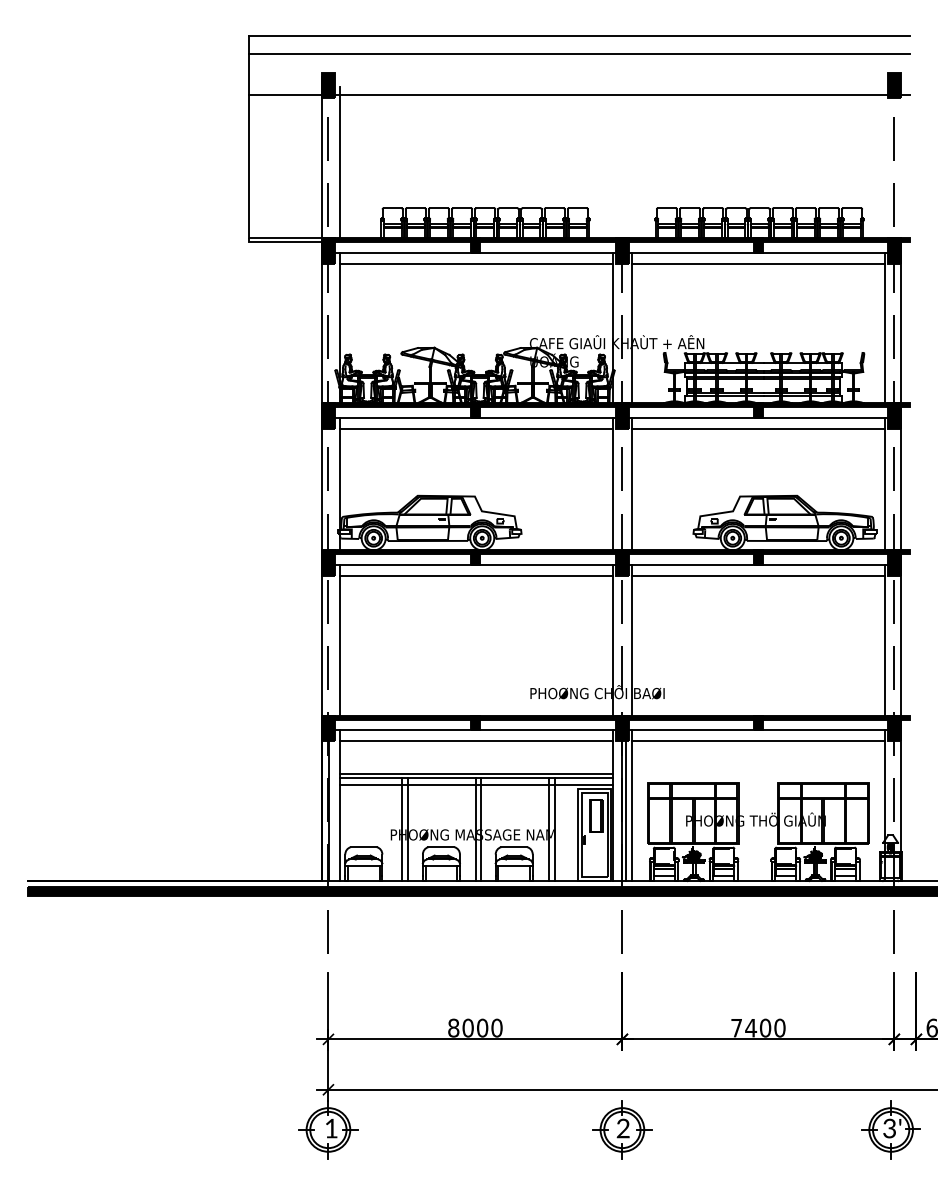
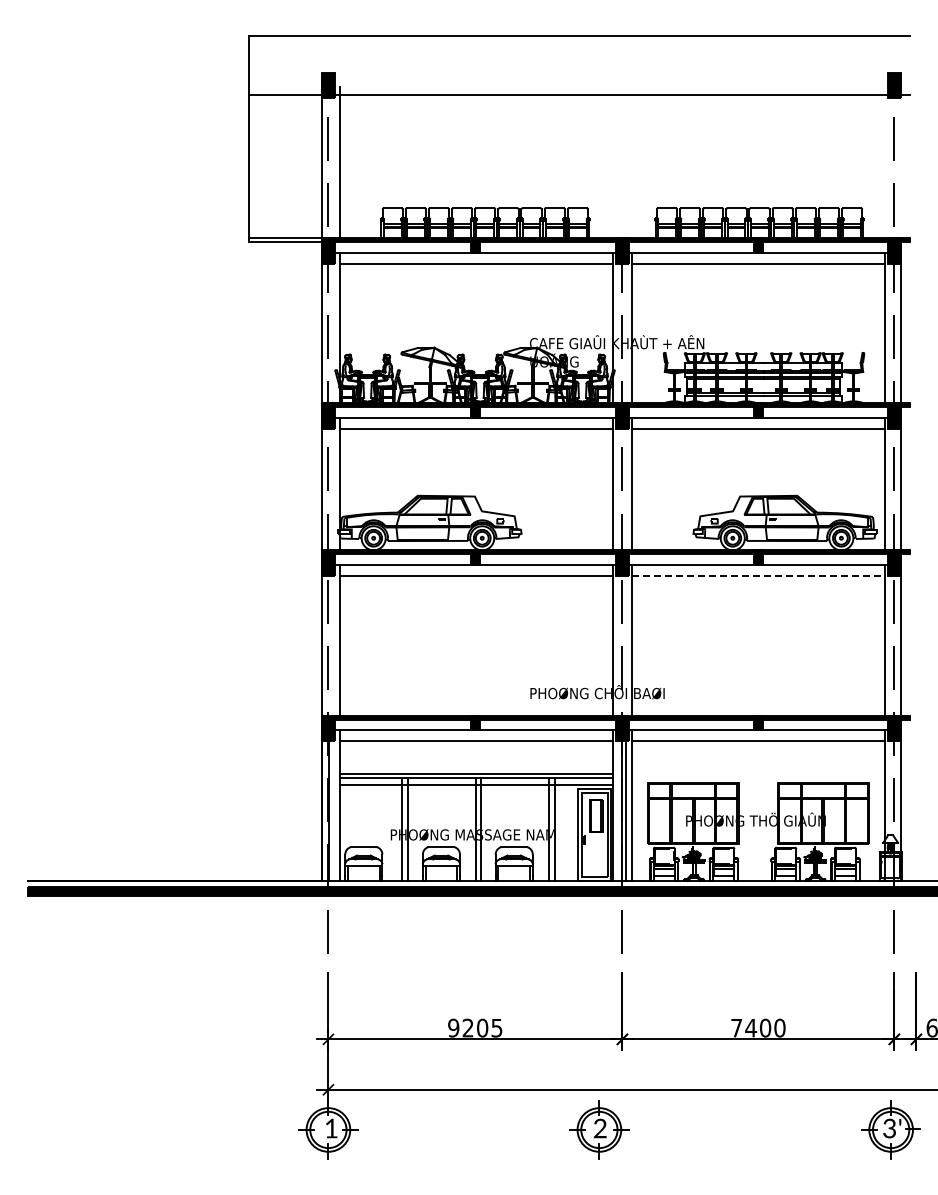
line: present -> none (578, 54)
line: solid -> dashed (758, 576)
text: 8000 -> 9205 (475, 1027)
part position: (622, 1129) -> (599, 1129) (599, 1129)
